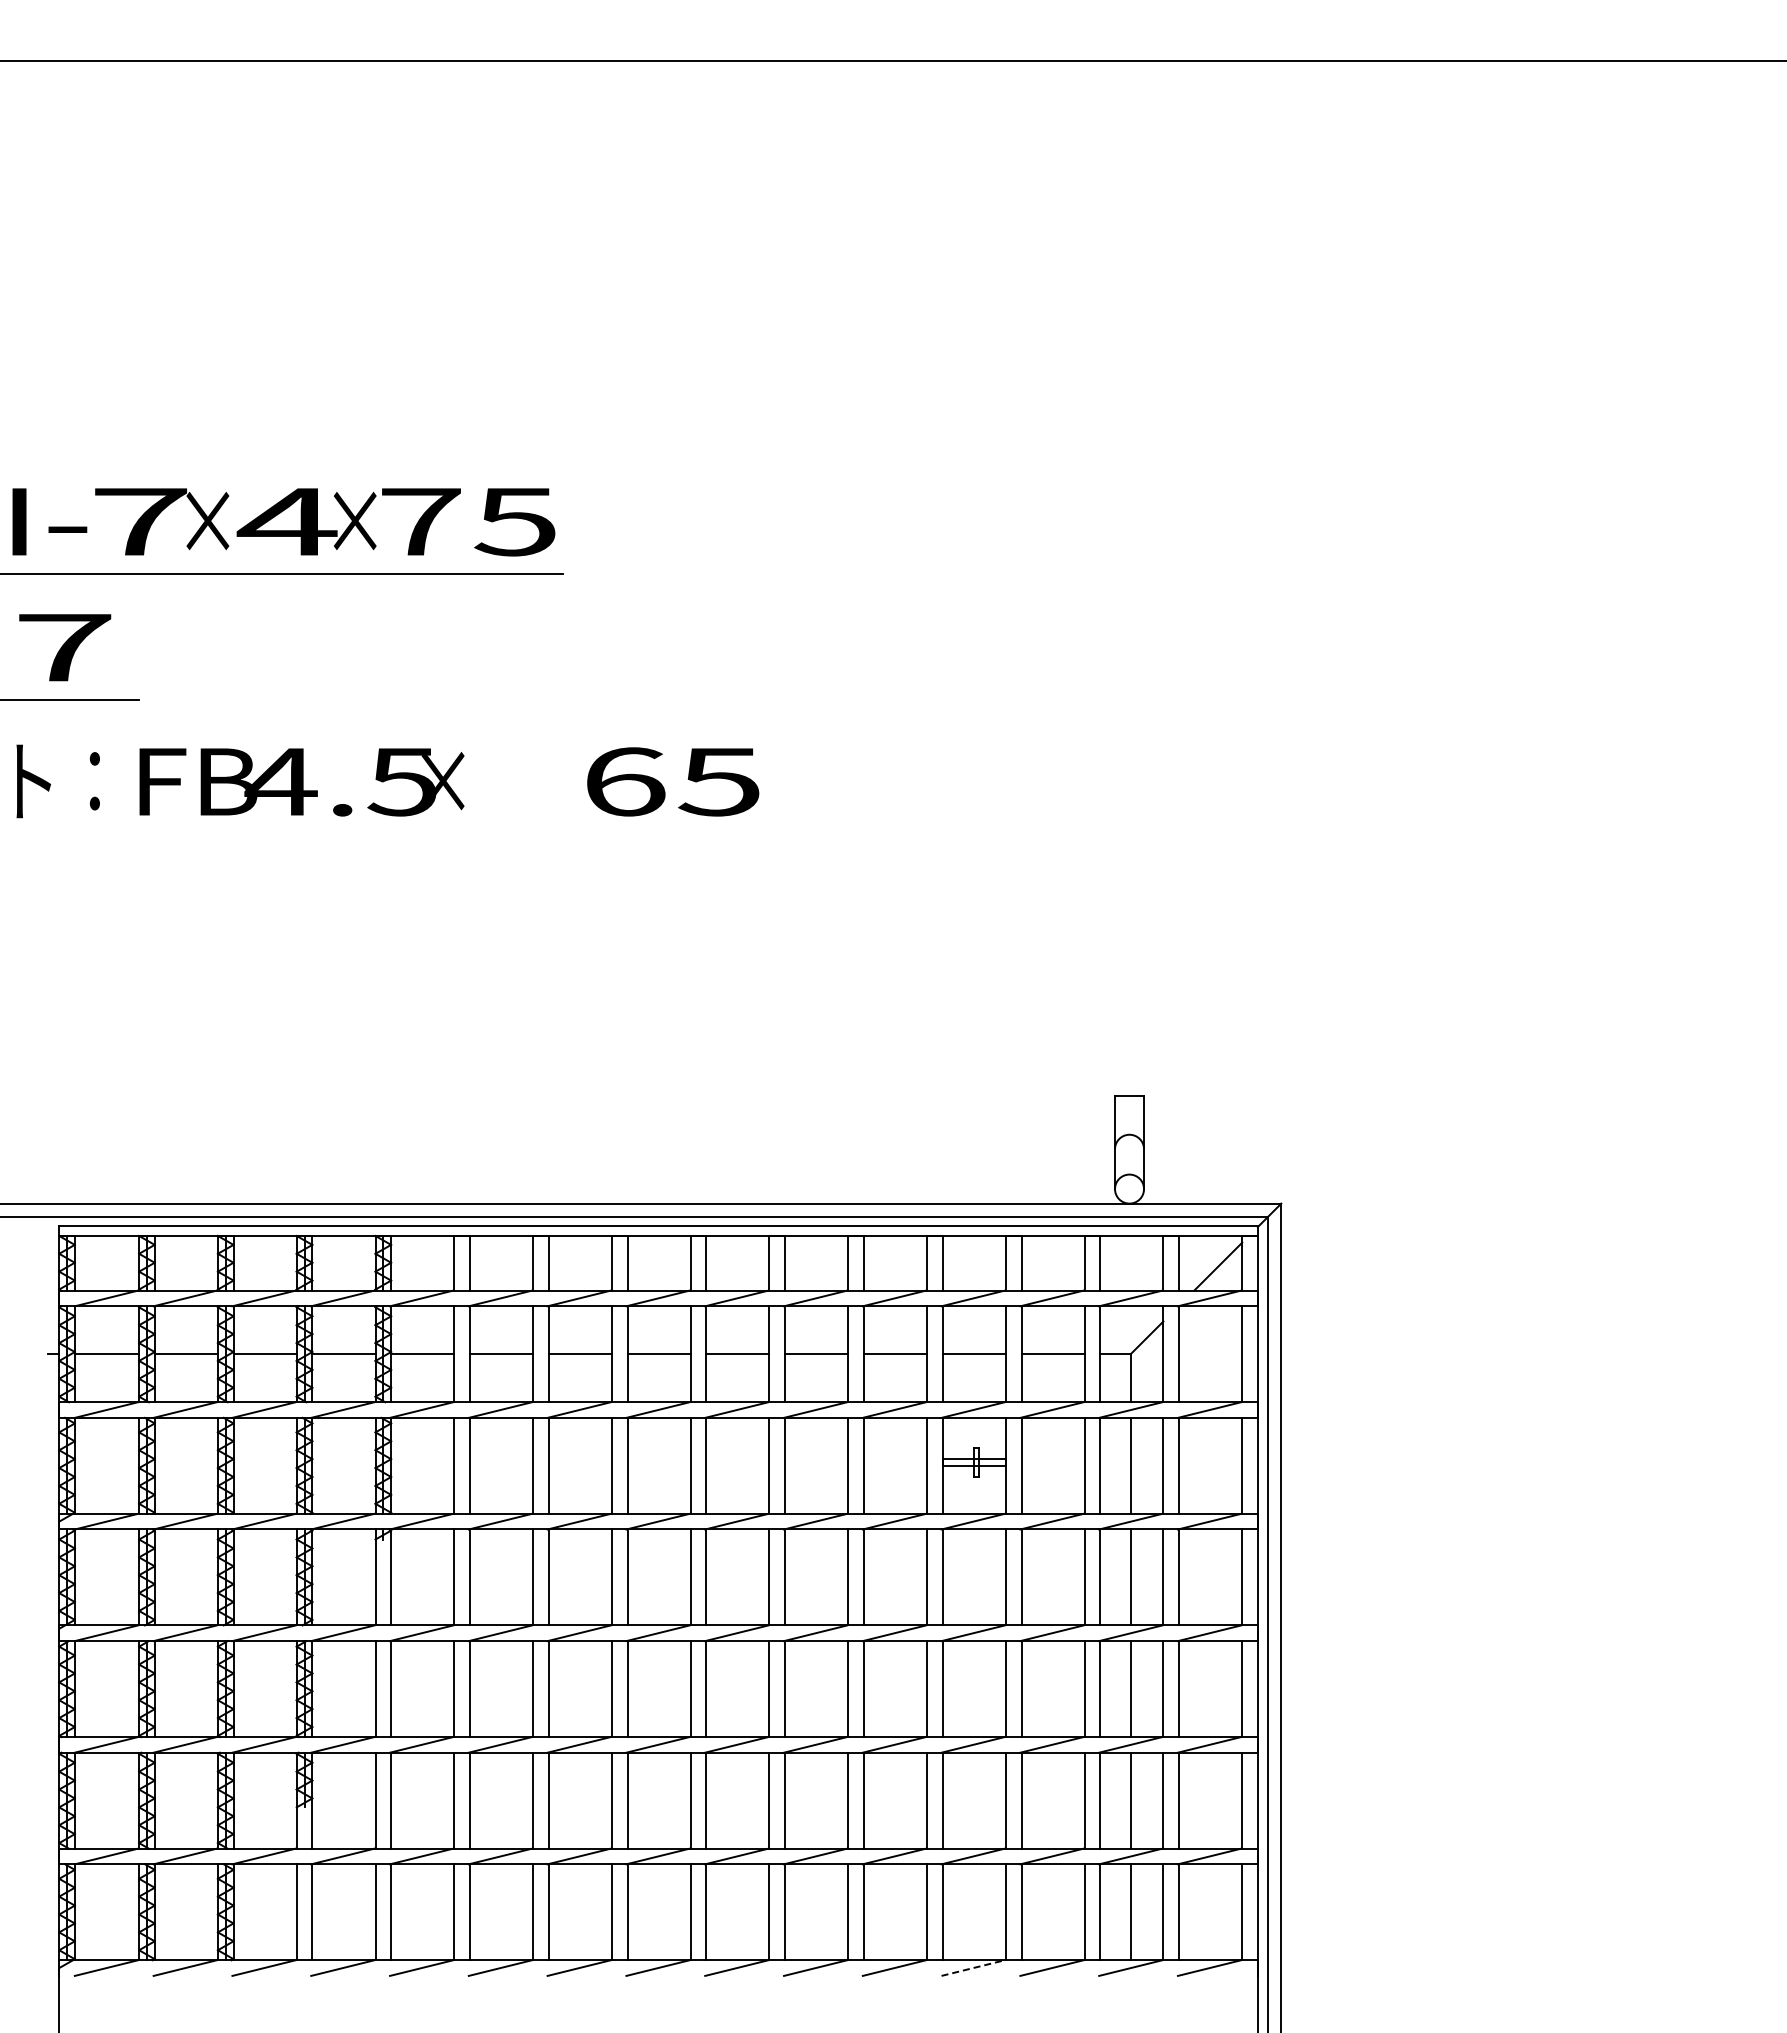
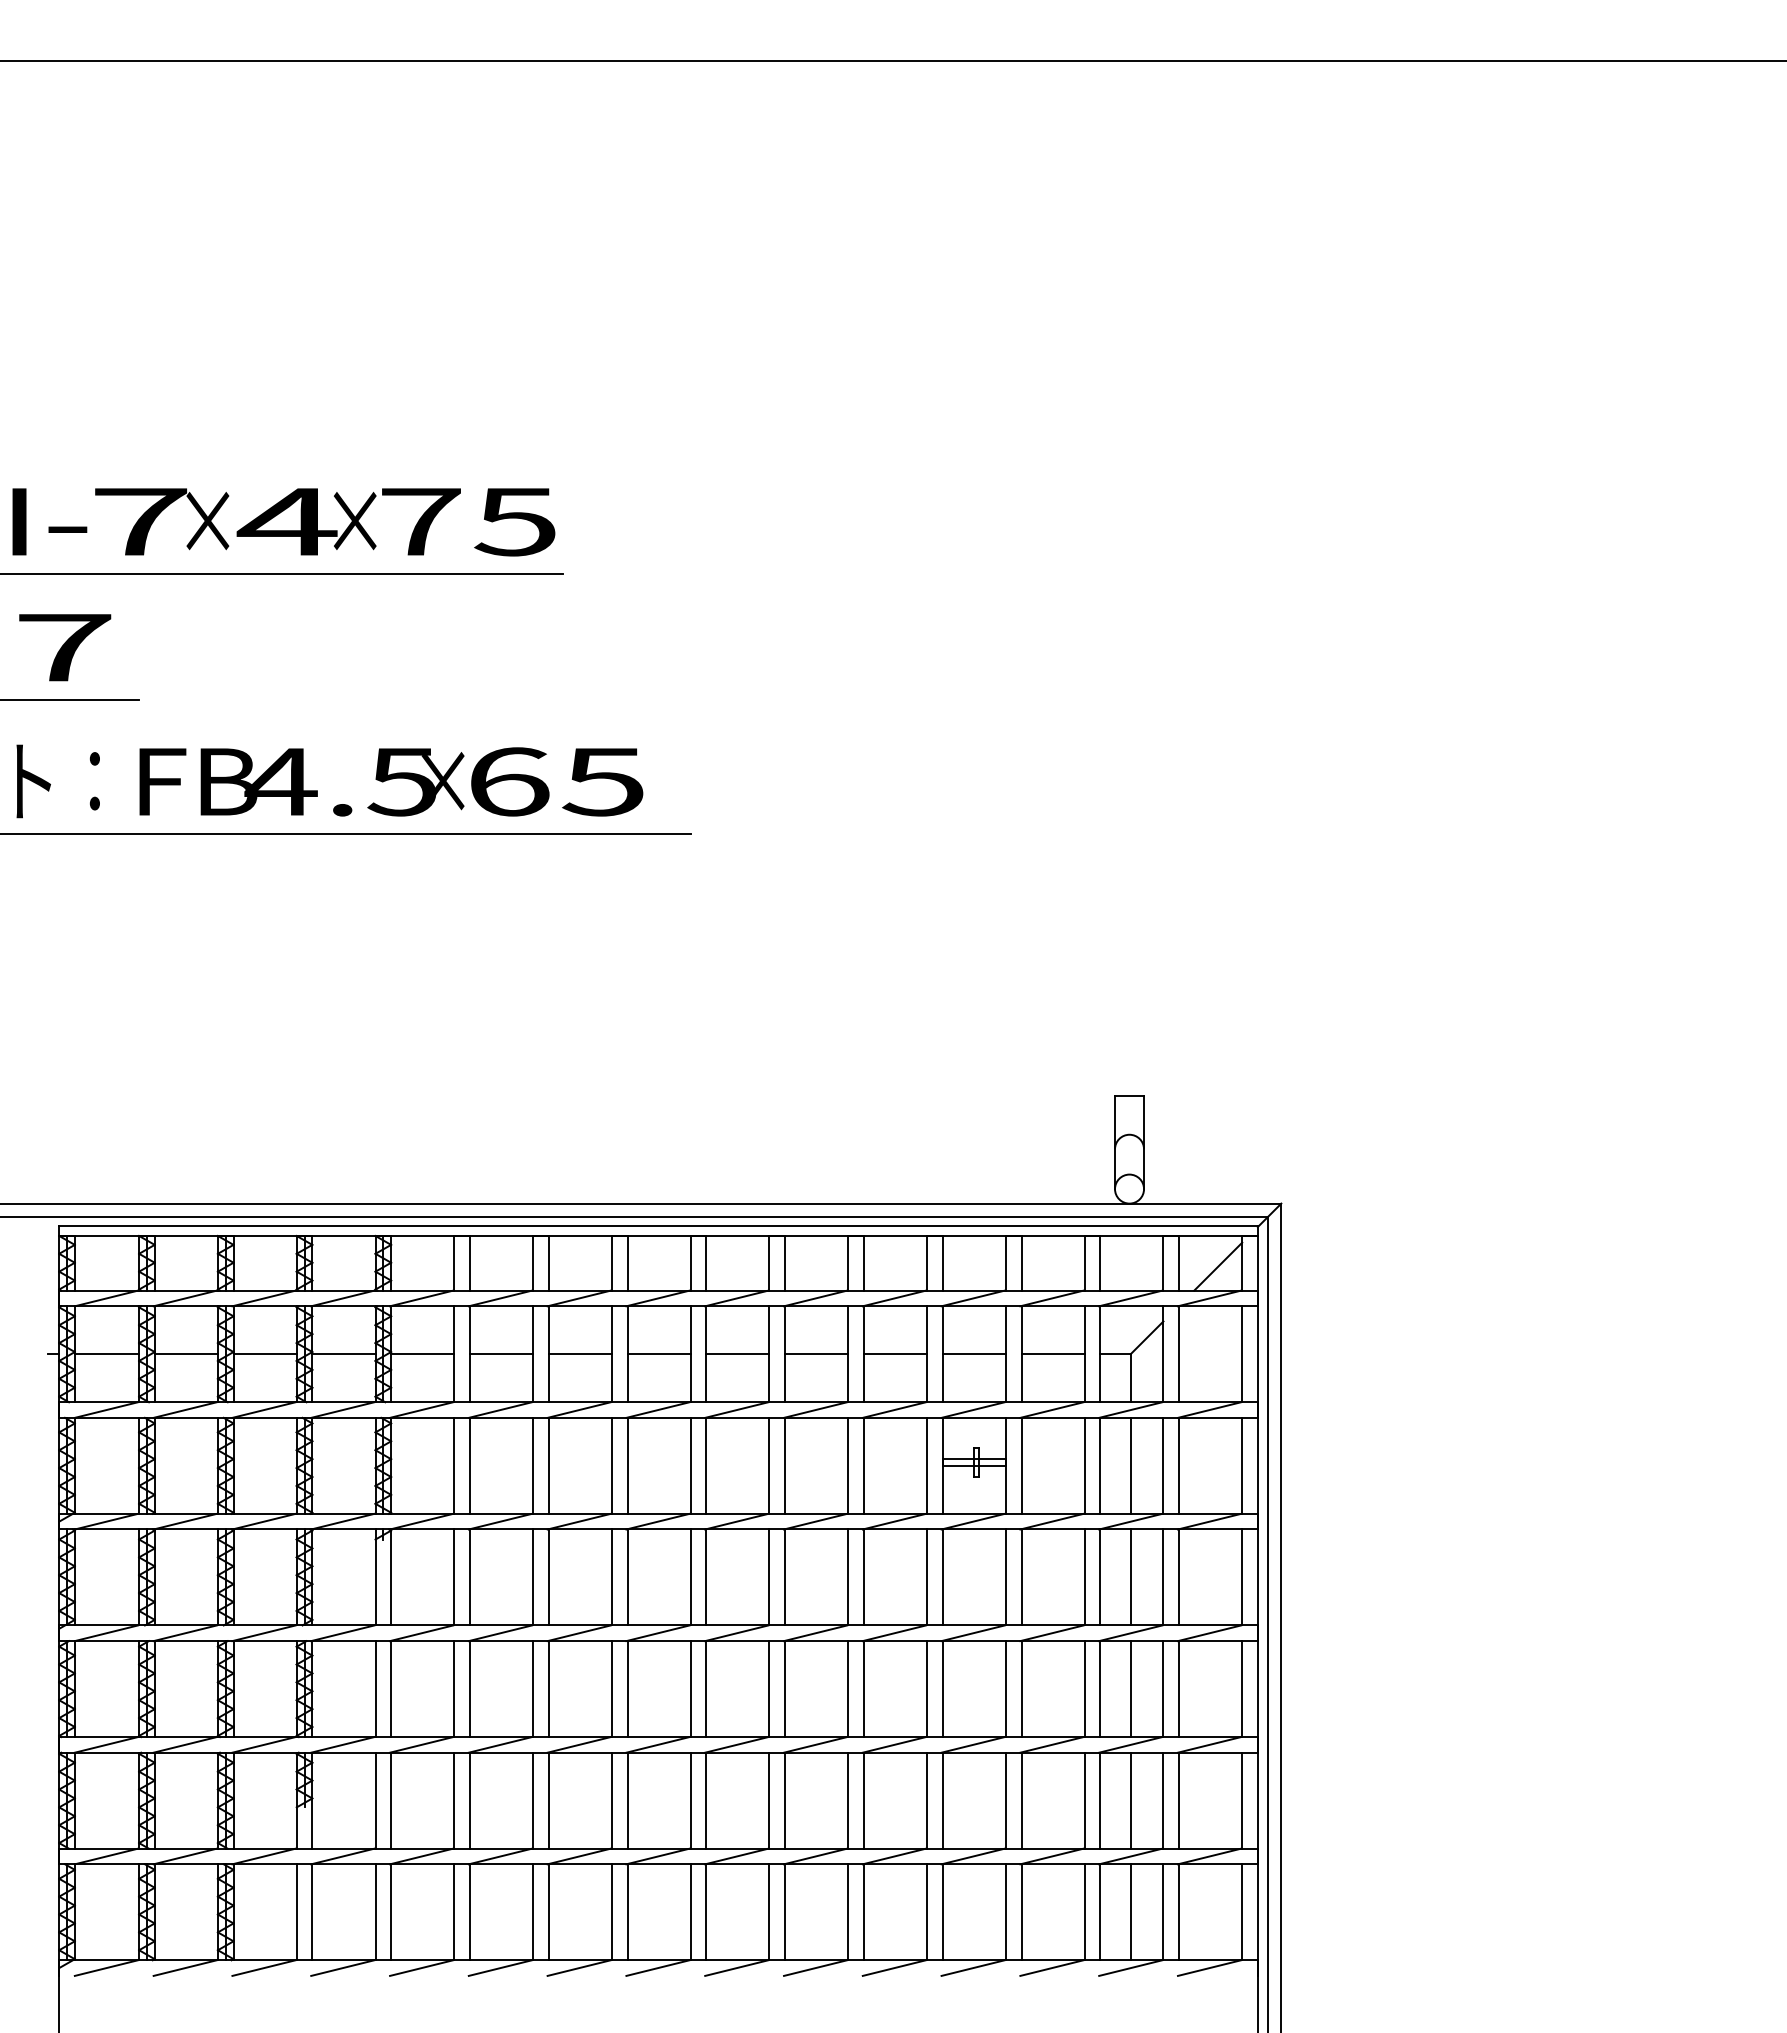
text position: (673, 781) -> (557, 781) (557, 781)
line: none -> present (346, 834)
line: dashed -> solid (973, 1968)
